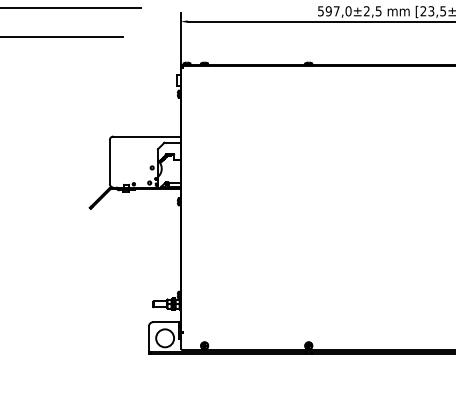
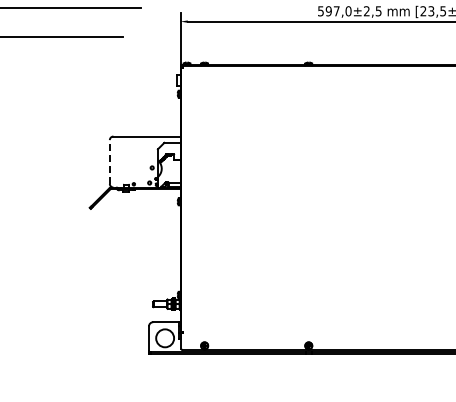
line: solid -> dashed (109, 162)
